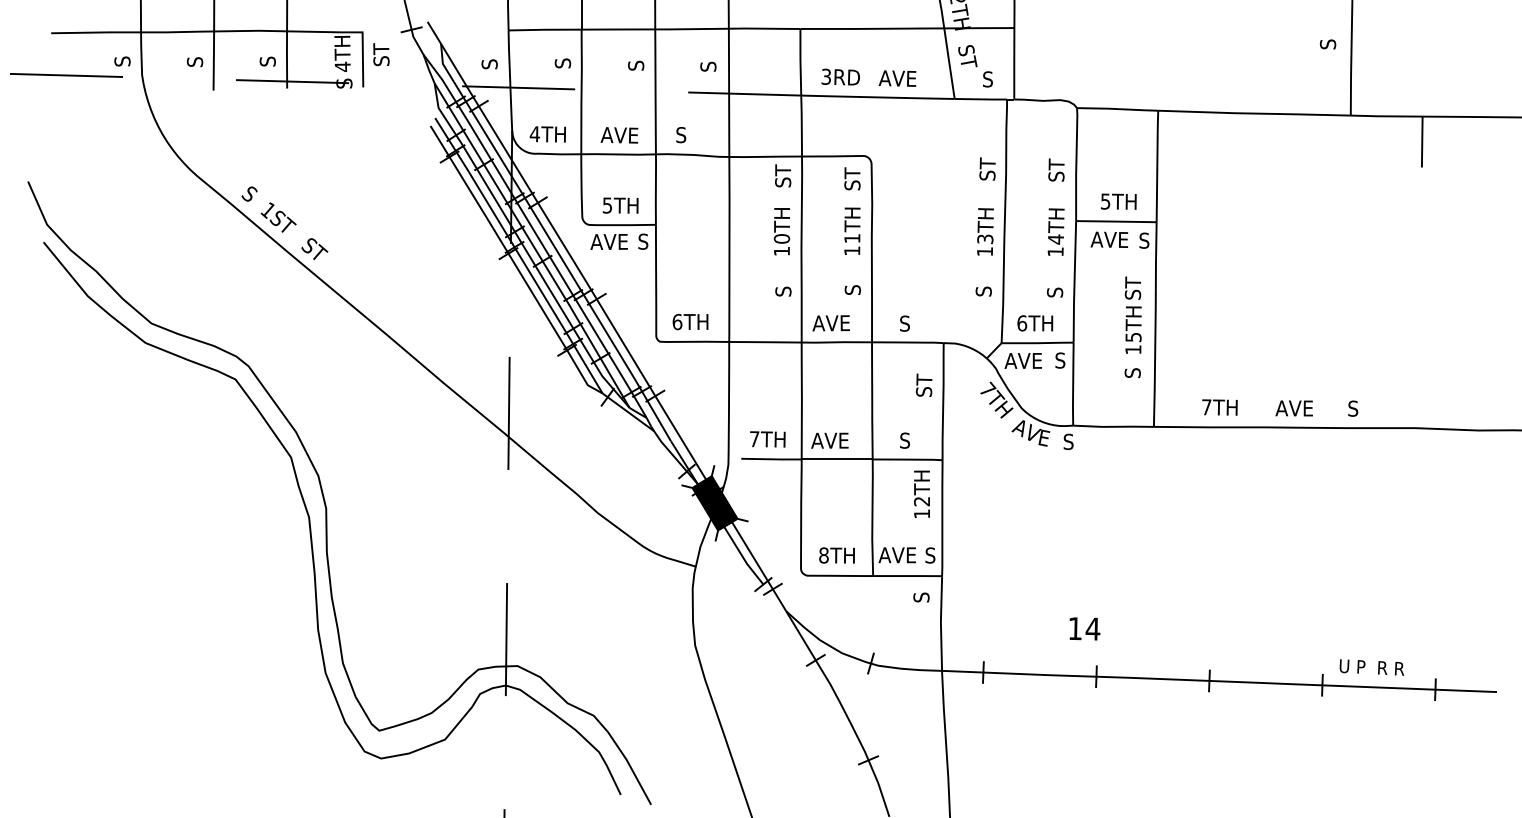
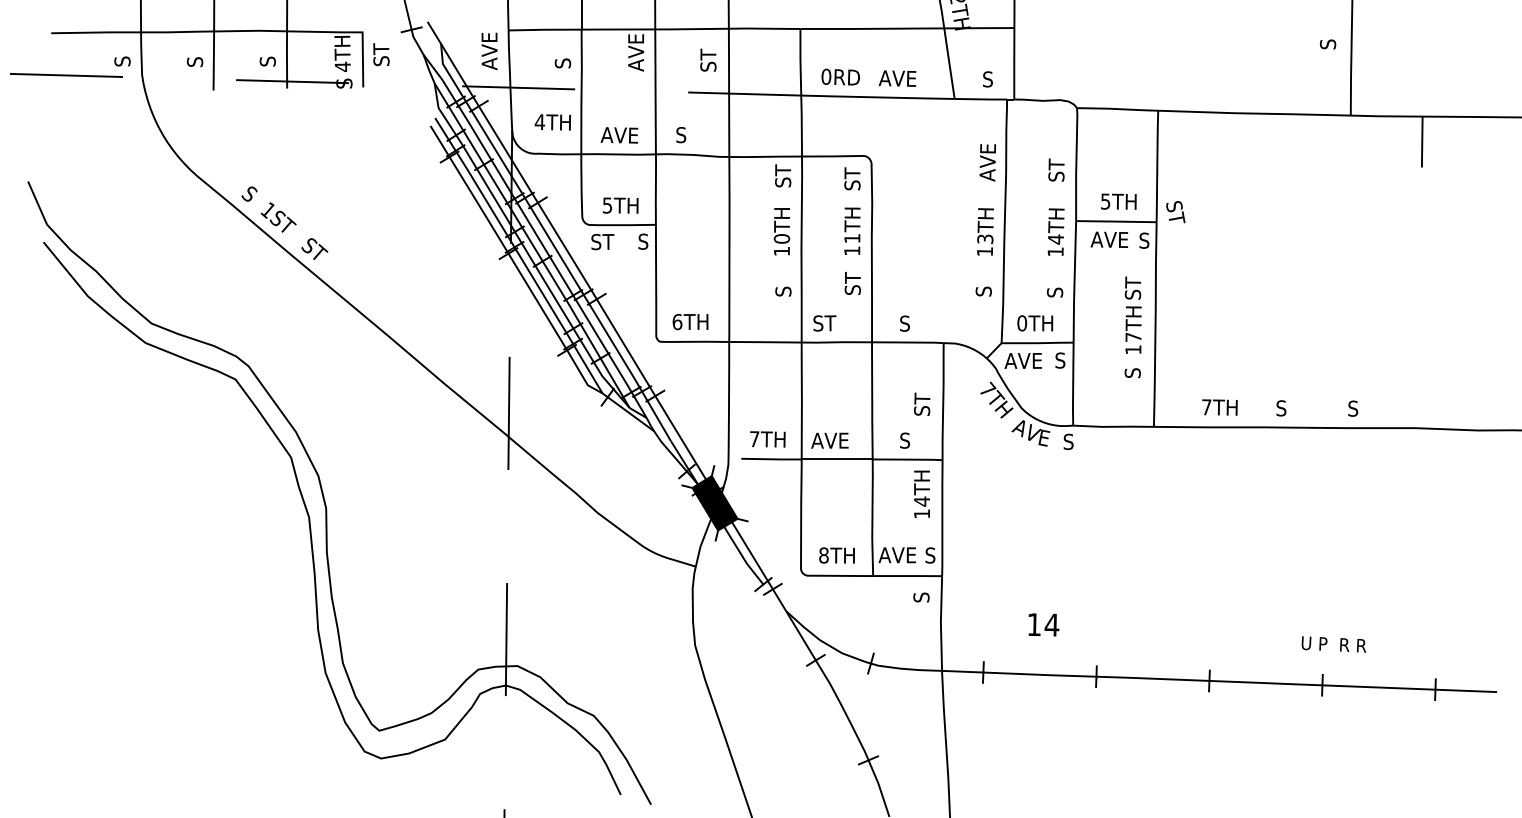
text: S -> AVE (489, 51)
text: S -> AVE (636, 52)
text: S -> ST (708, 54)
text position: (967, 56) -> (1175, 212) (1175, 212)
text: 3RD -> 0RD (826, 76)
text position: (547, 134) -> (552, 122) (552, 122)
text: ST -> AVE (987, 162)
text: AVE -> ST (608, 241)
text: S -> ST (852, 277)
text: AVE -> ST (830, 323)
text: 6TH -> 0TH (1022, 323)
text: 15TH -> 17TH (1133, 337)
text position: (924, 384) -> (922, 403) (922, 403)
text: AVE -> S (1293, 408)
text: 12TH -> 14TH (921, 501)
text position: (1084, 628) -> (1043, 624) (1043, 624)
text position: (1371, 667) -> (1333, 644) (1333, 644)
